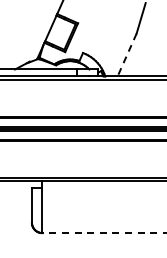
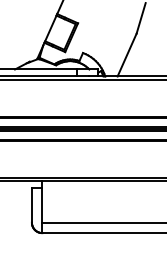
line: dashed -> solid (126, 55)
line: none -> present (102, 222)
line: dashed -> solid (104, 233)
